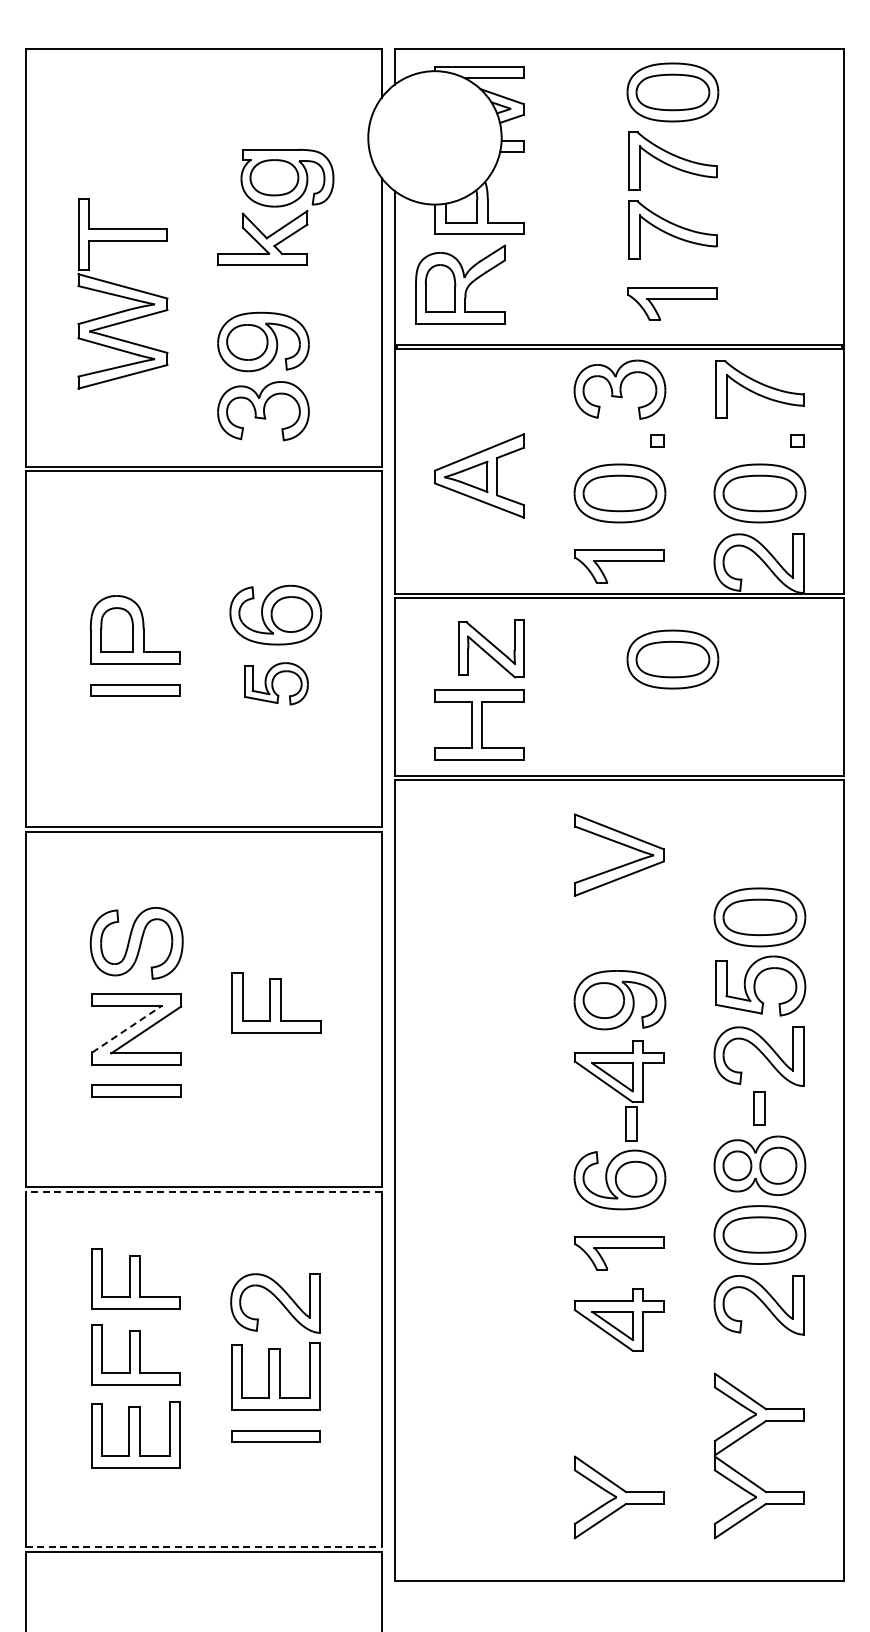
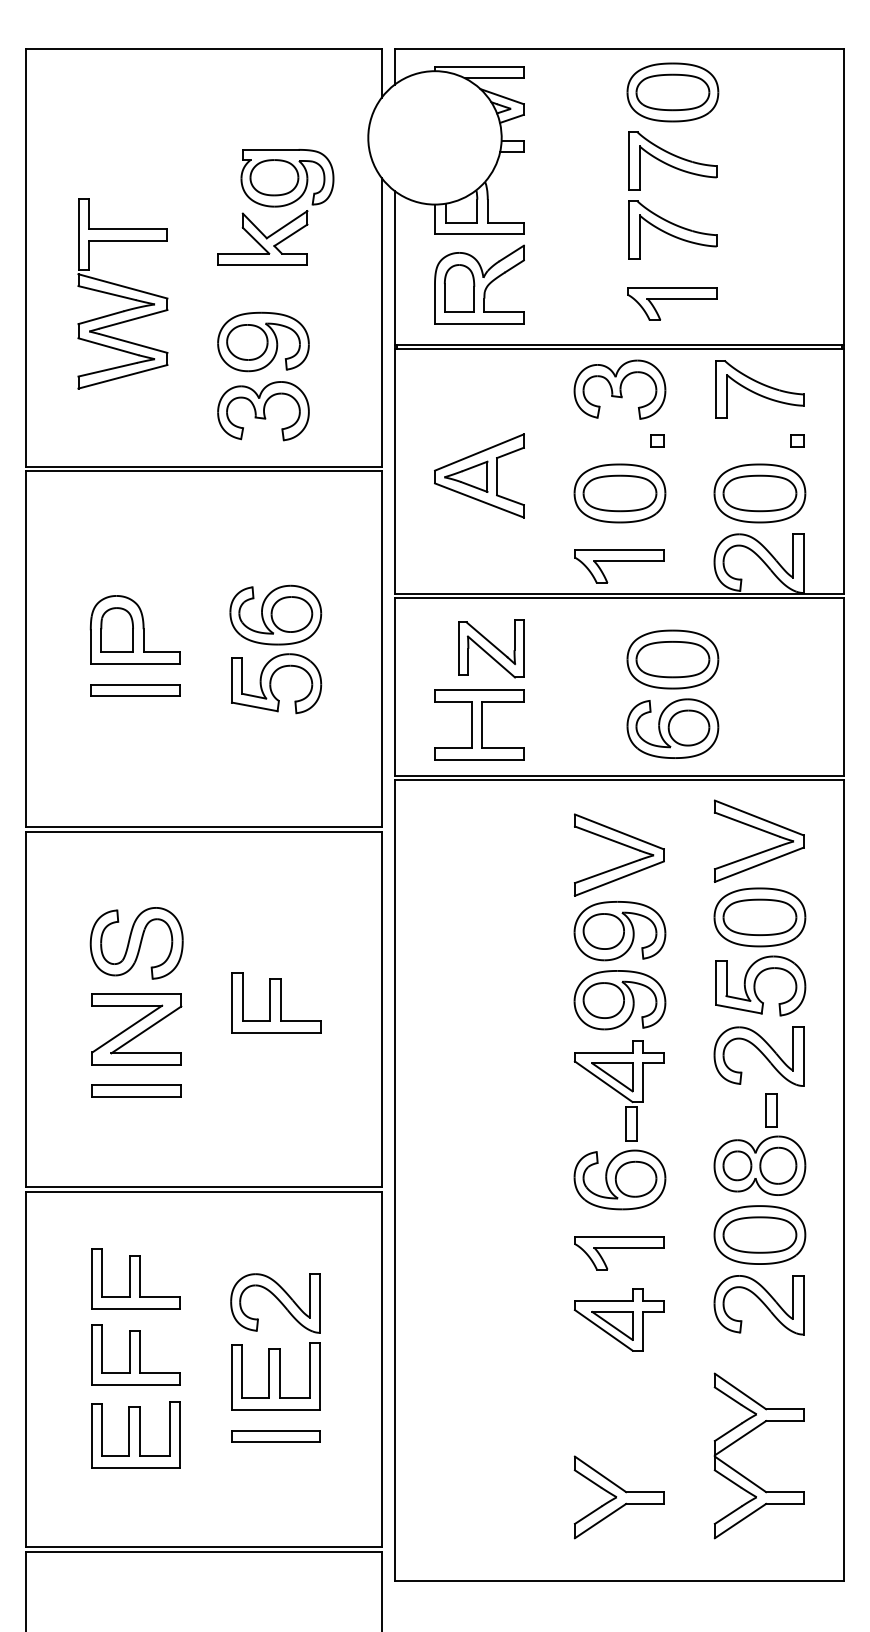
part position: (460, 284) -> (479, 284) (479, 284)
part size: 65x44 px -> 92x62 px (276, 683)
part: none -> present (672, 728)
part: none -> present (762, 831)
part: none -> present (619, 931)
line: dashed -> solid (127, 1028)
part position: (759, 1108) -> (771, 1110) (771, 1110)
line: dashed -> solid (203, 1191)
line: dashed -> solid (203, 1547)
